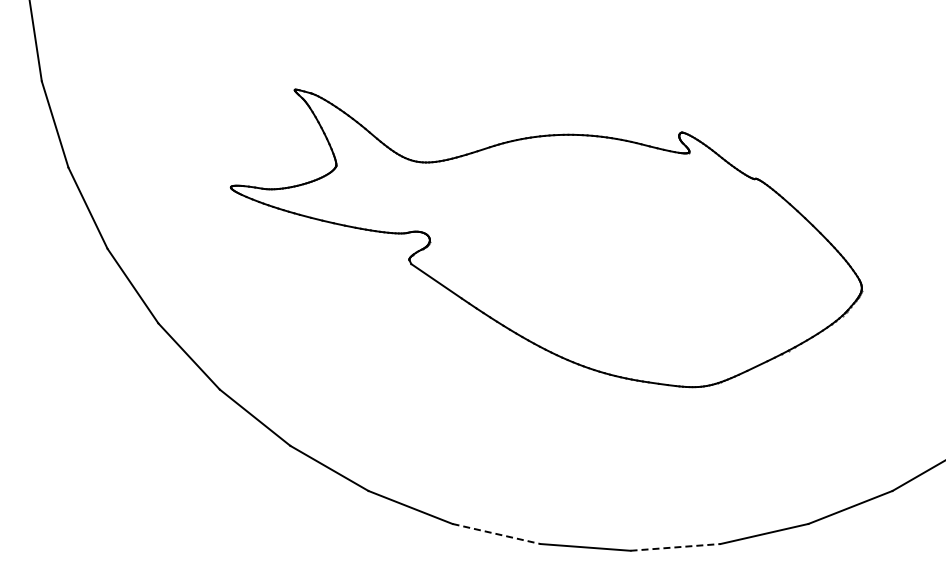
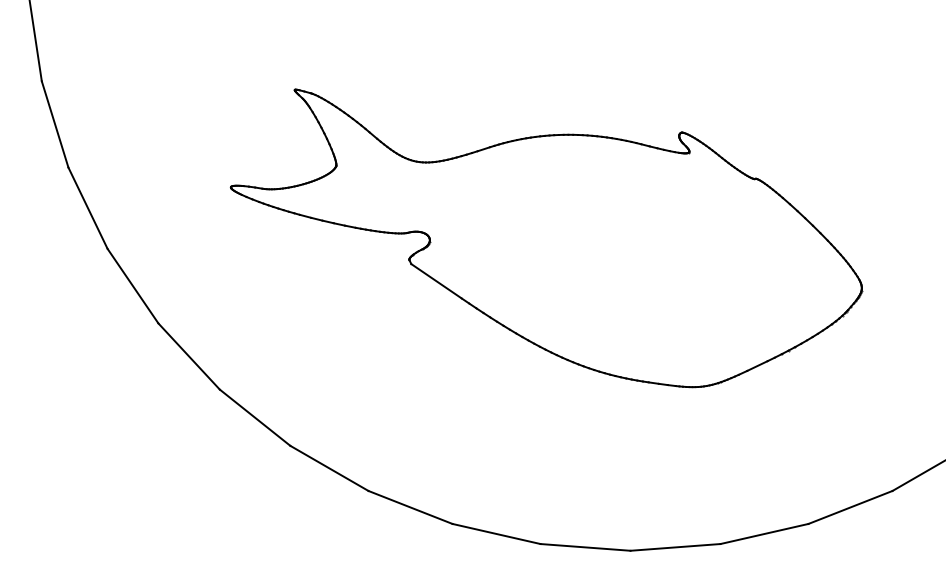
line: dashed -> solid (497, 534)
line: dashed -> solid (676, 547)
